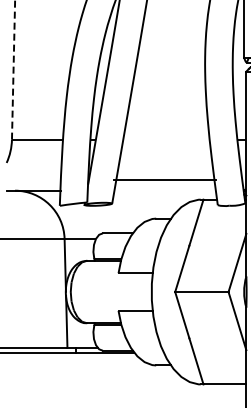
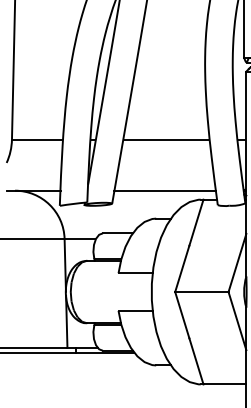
line: dashed -> solid (13, 69)
line: none -> present (166, 139)
line position: (164, 179) -> (164, 190) (164, 190)
